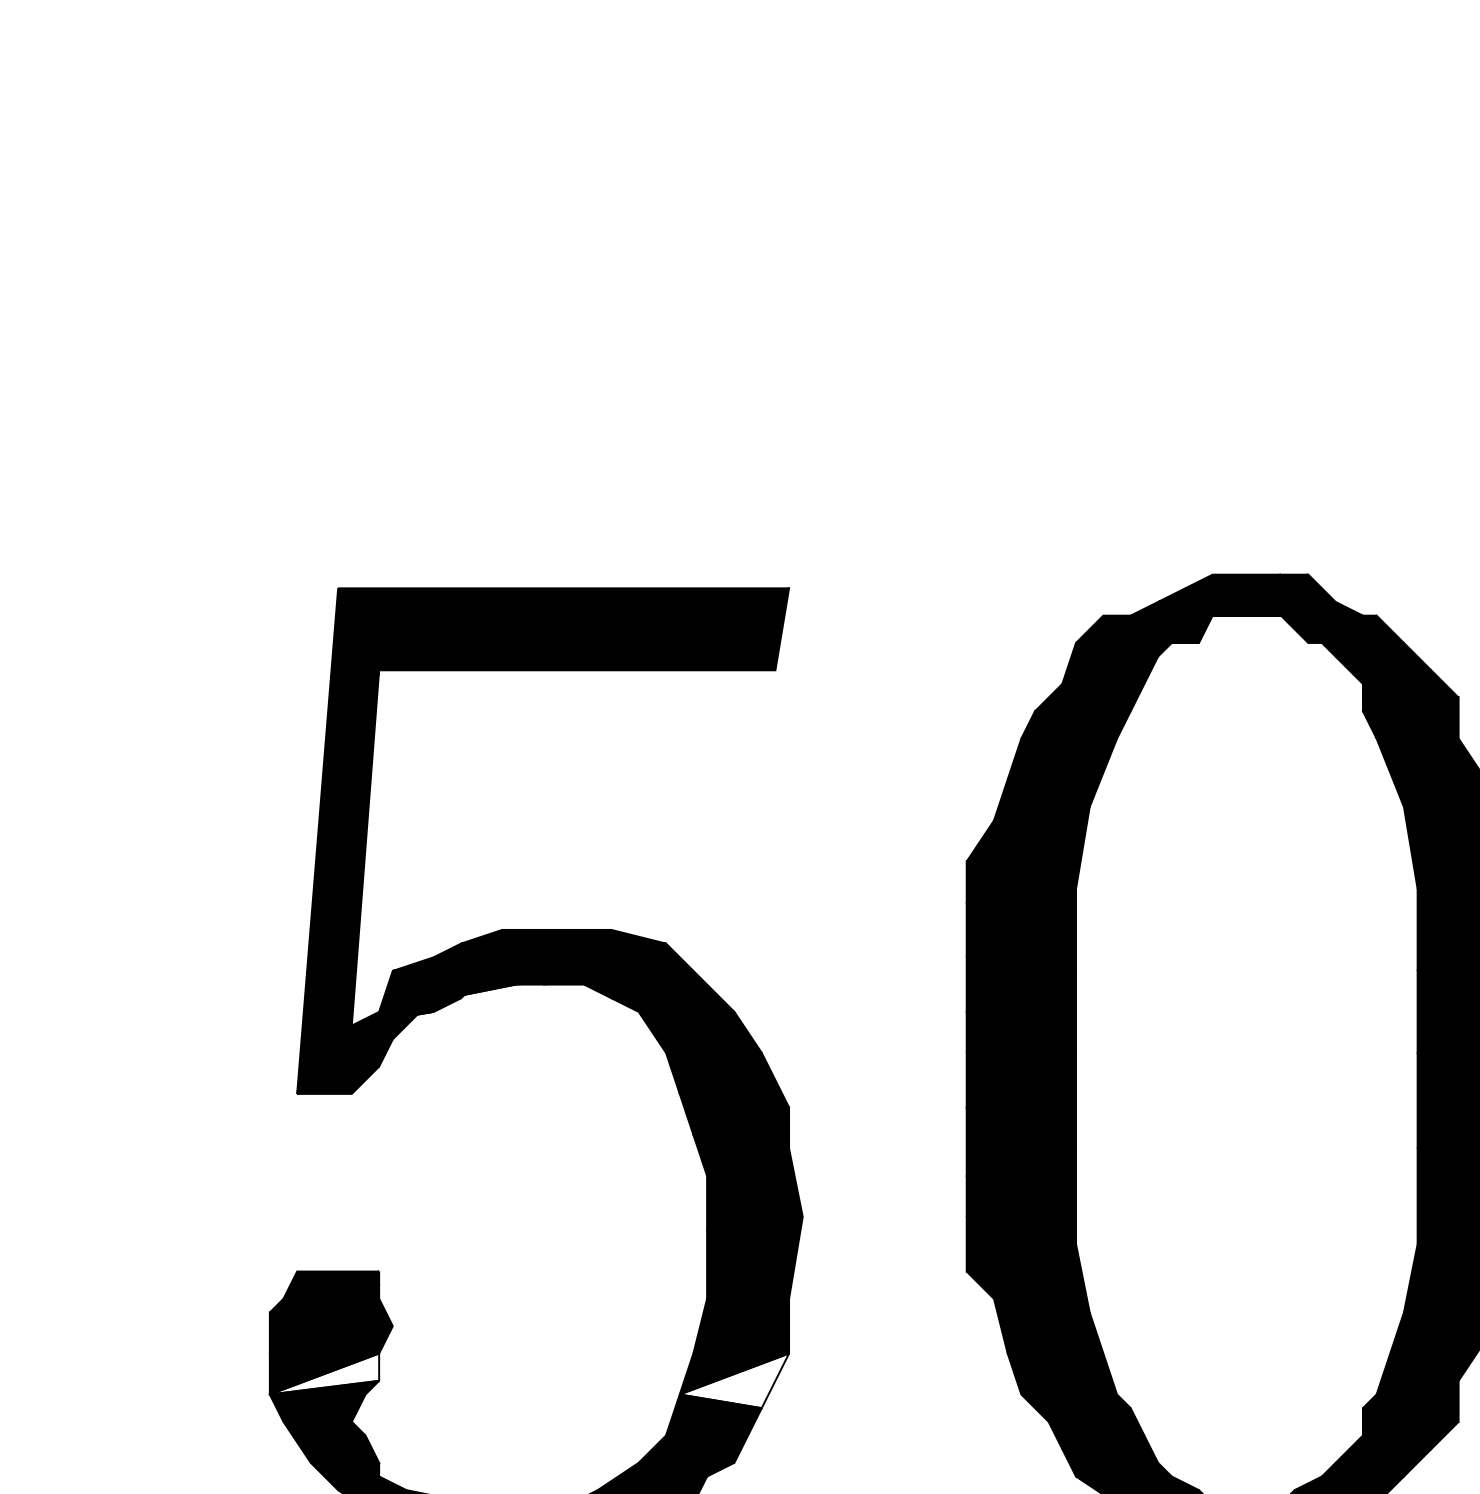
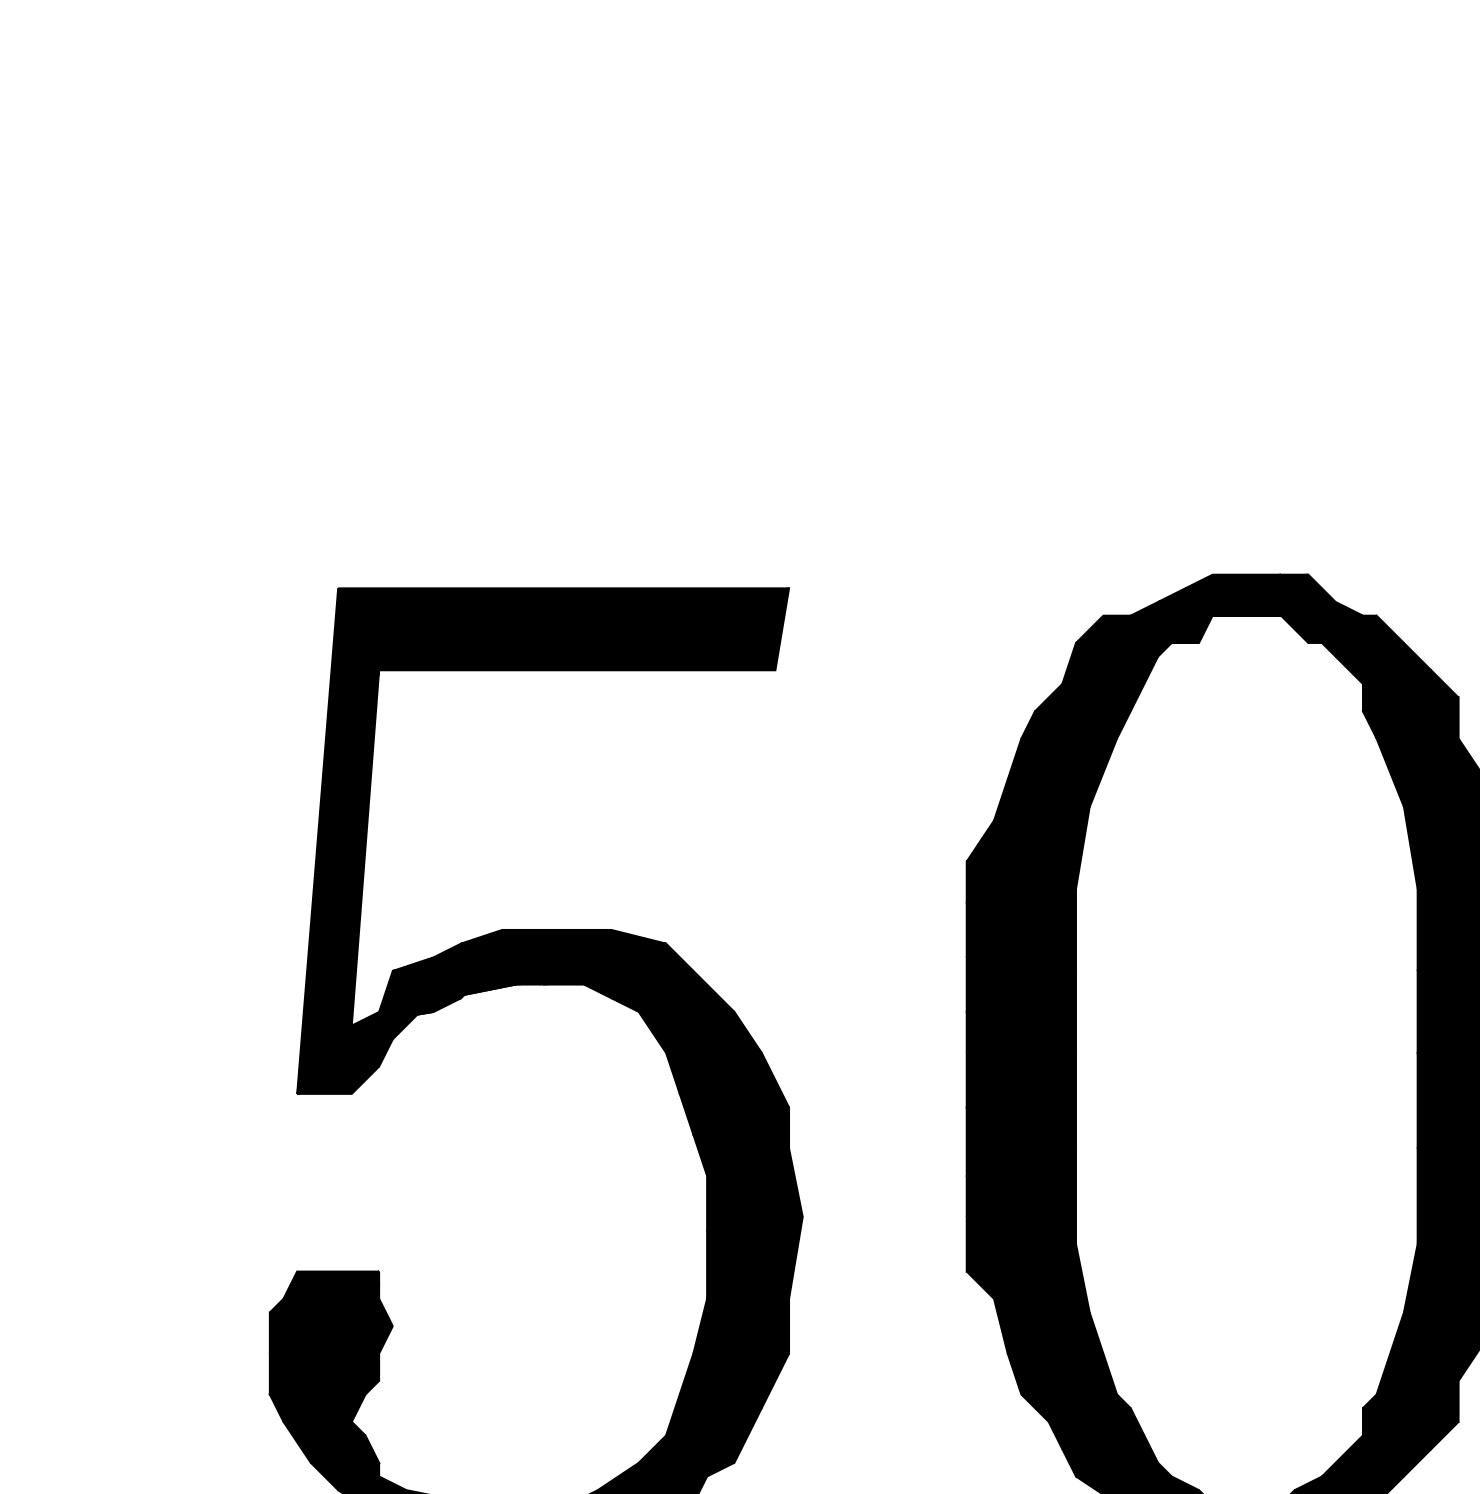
fill: none -> present (324, 1373)
fill: none -> present (734, 1380)
